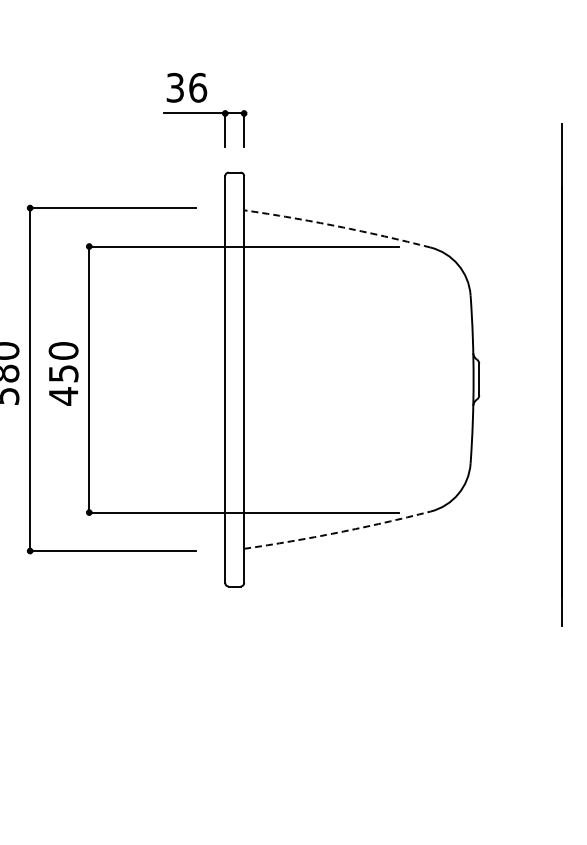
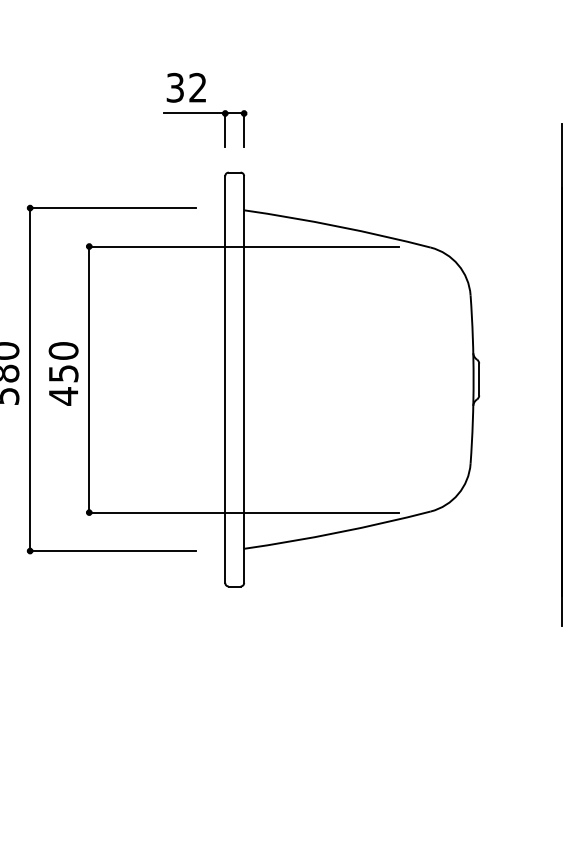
text: 36 -> 32 (198, 87)
arc: dashed -> solid (337, 226)
arc: dashed -> solid (337, 532)
